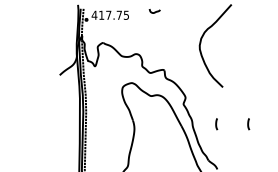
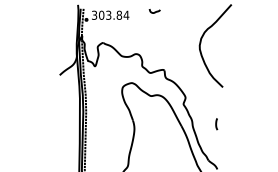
text: 417.75 -> 303.84 (110, 14)
curve: present -> none (248, 124)
